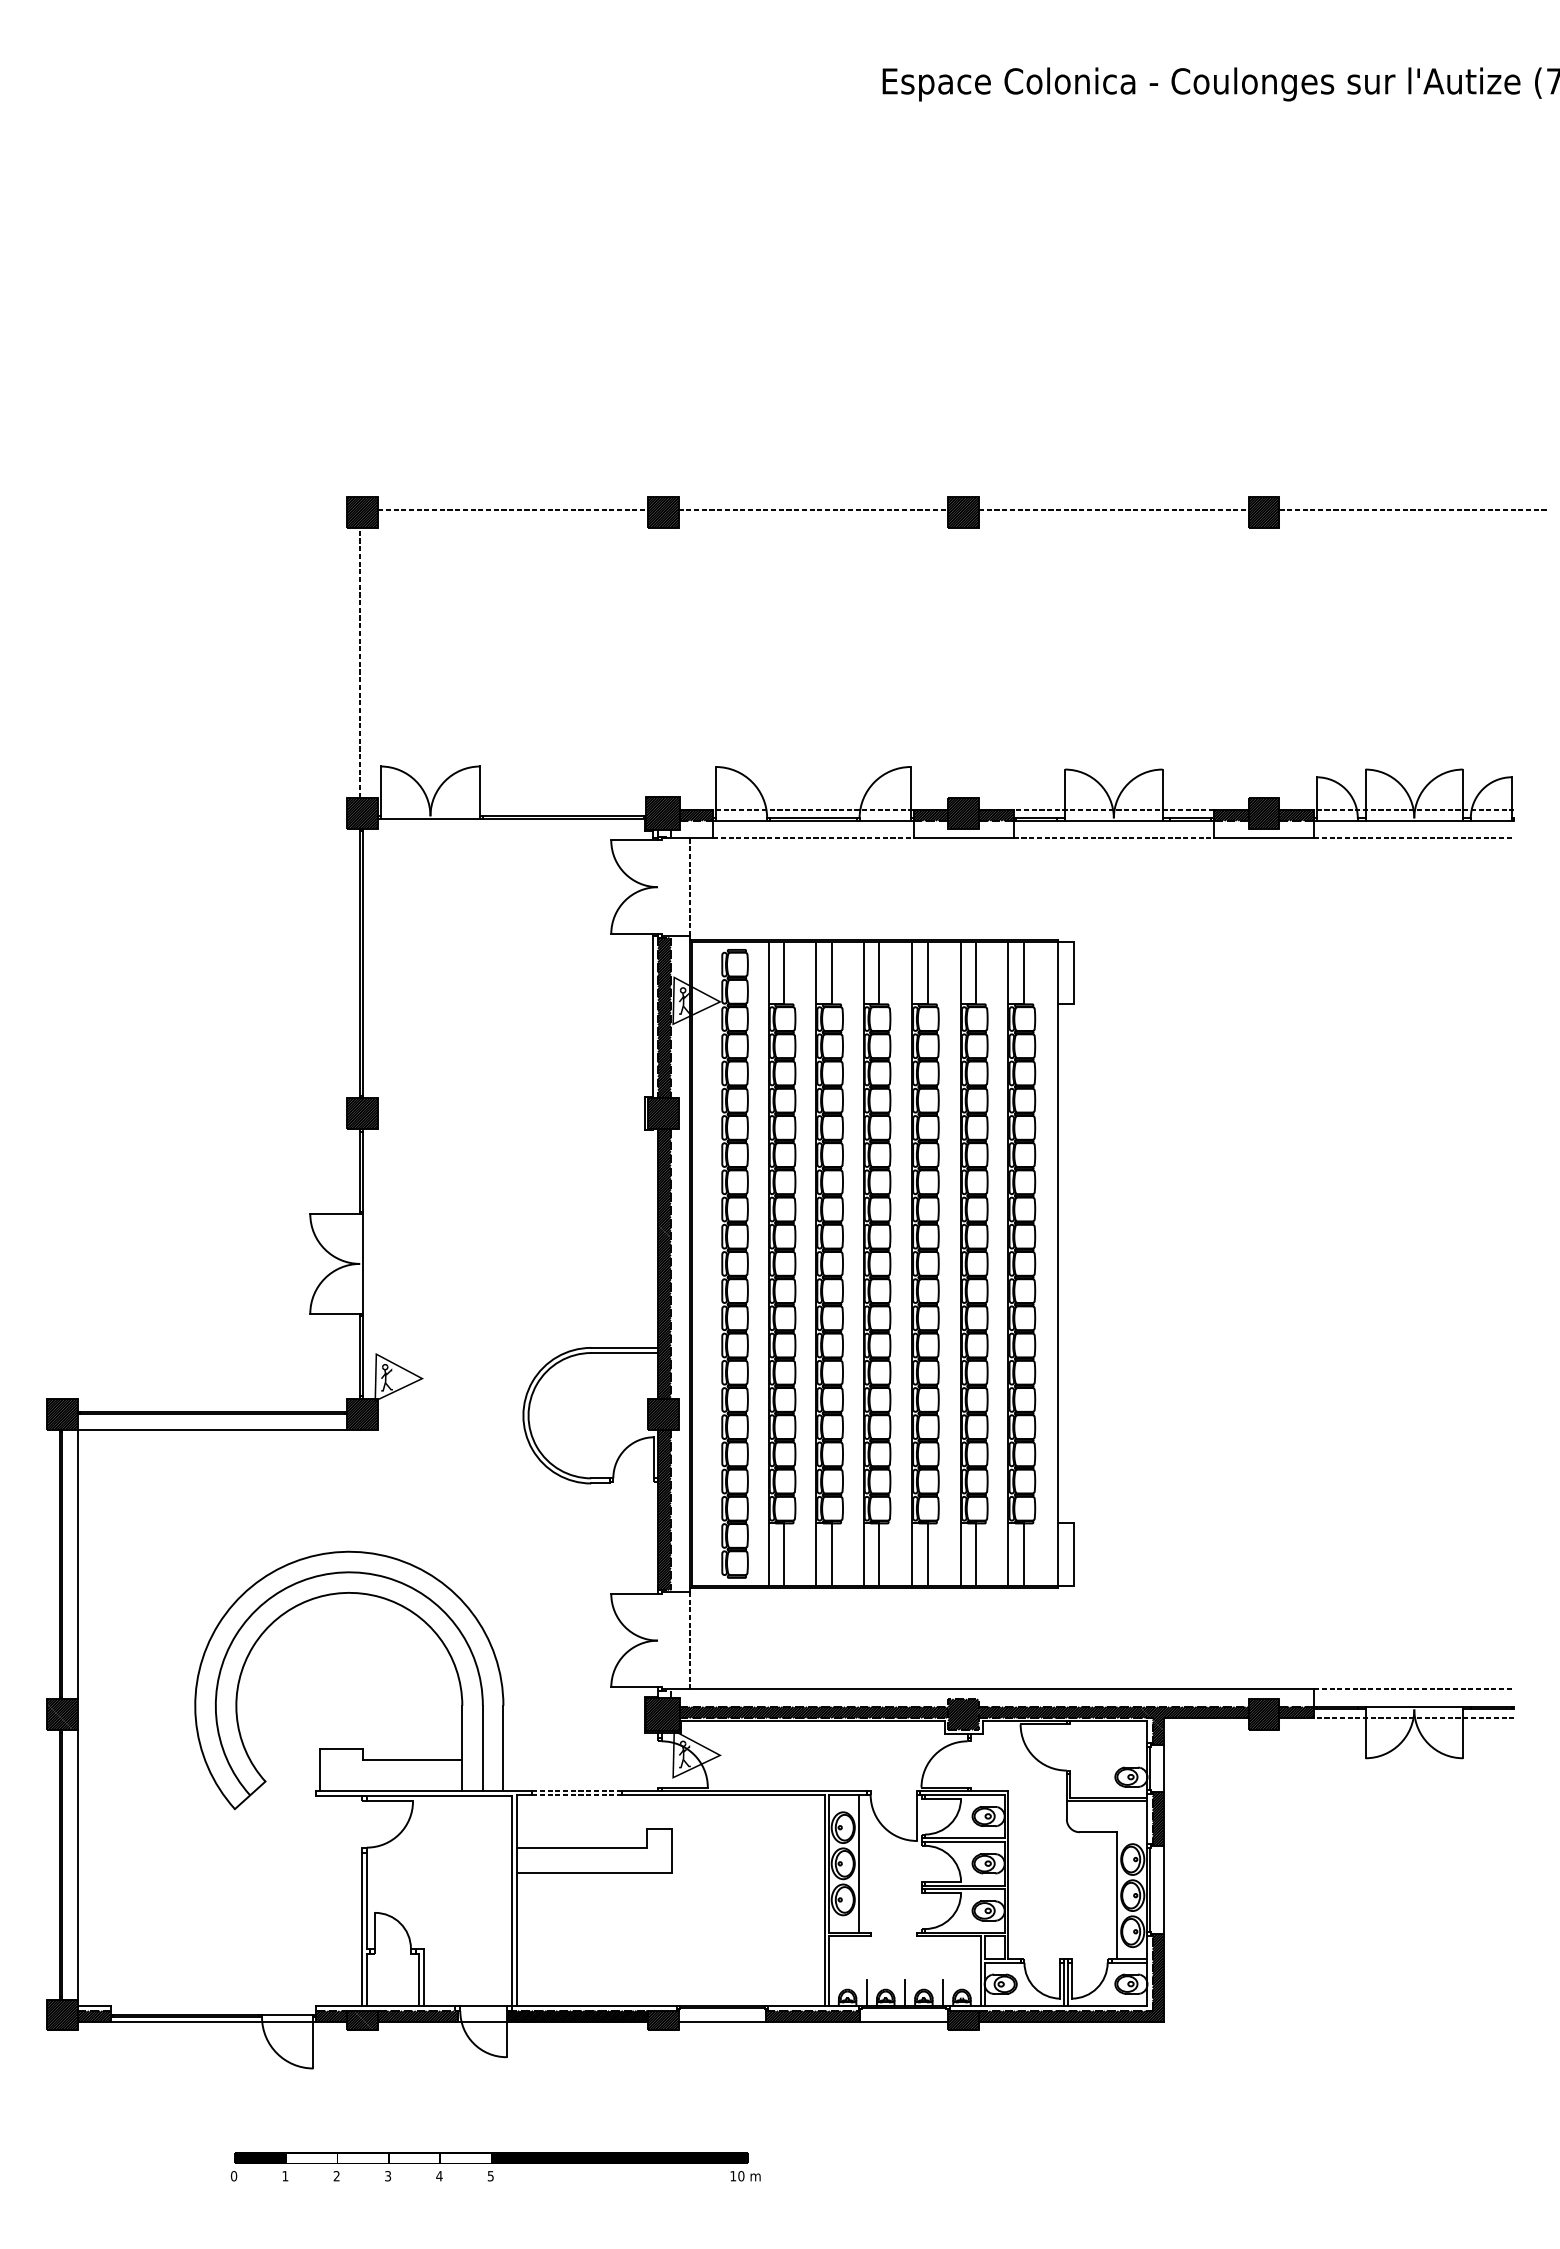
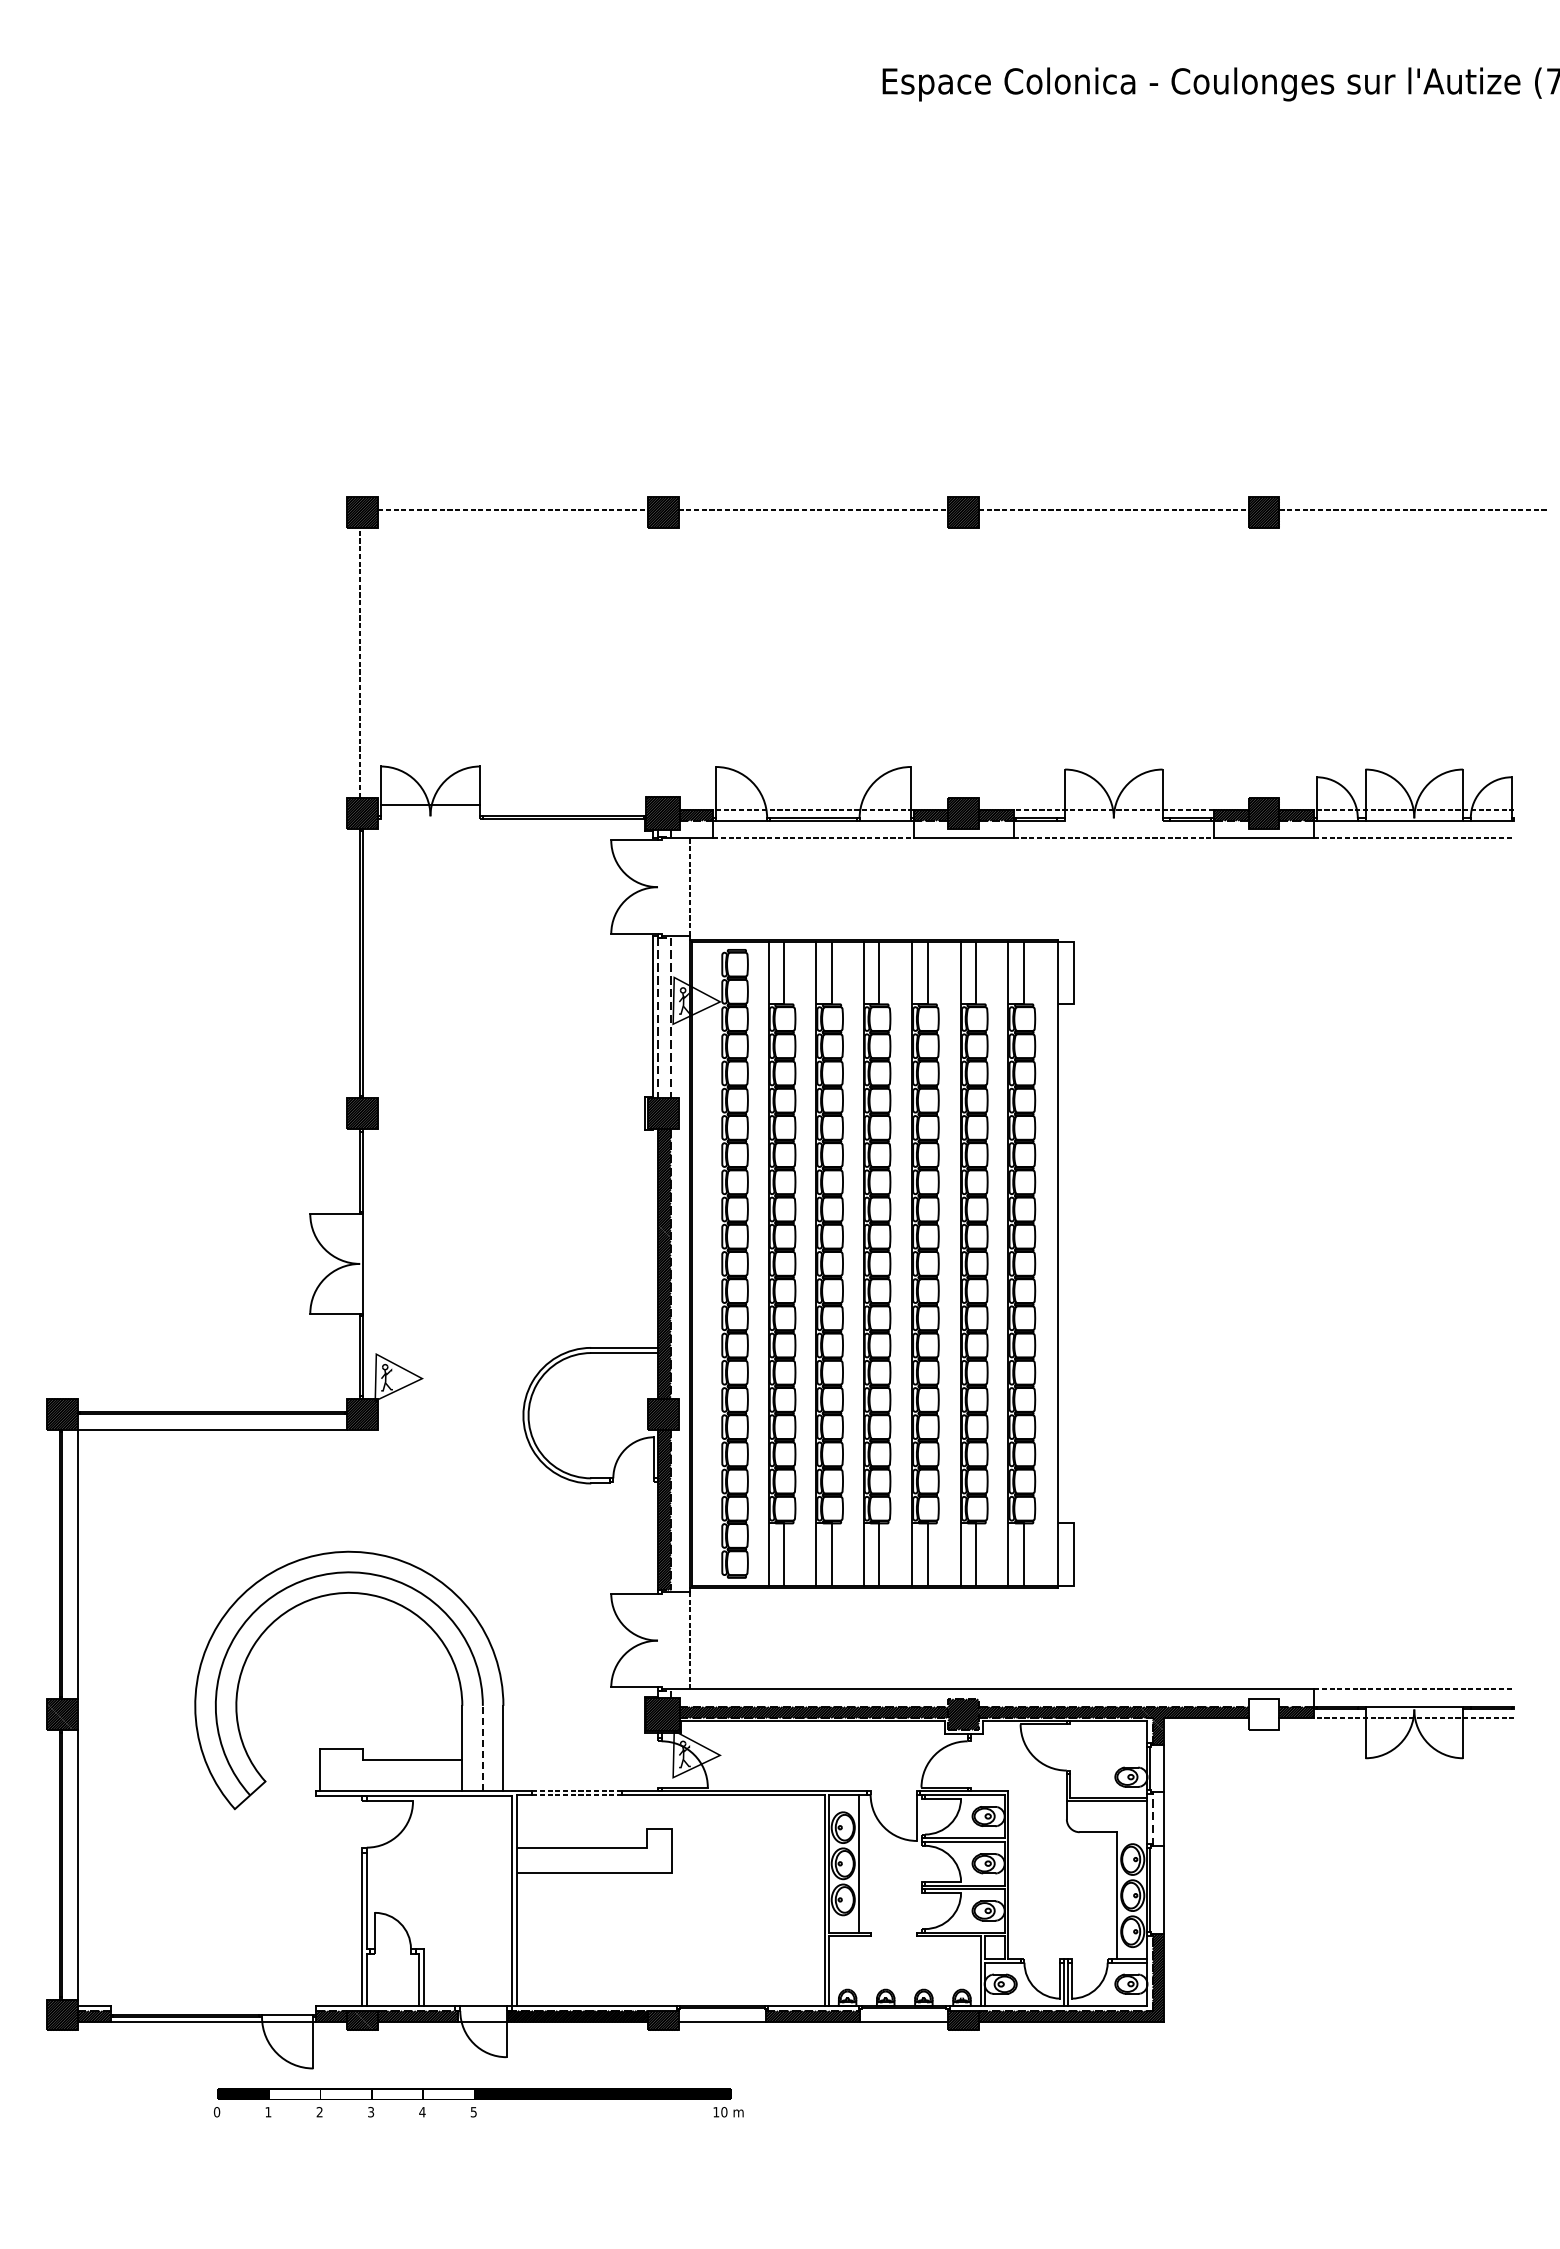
line position: (430, 818) -> (430, 804) (430, 804)
line: present -> none (1113, 820)
hatch: present -> none (664, 1017)
hatch: present -> none (1263, 1714)
line: solid -> dashed (482, 1748)
hatch: present -> none (1157, 1819)
line: present -> none (866, 1992)
line: present -> none (904, 1992)
line: present -> none (942, 1992)
text position: (495, 2166) -> (478, 2102) (478, 2102)
